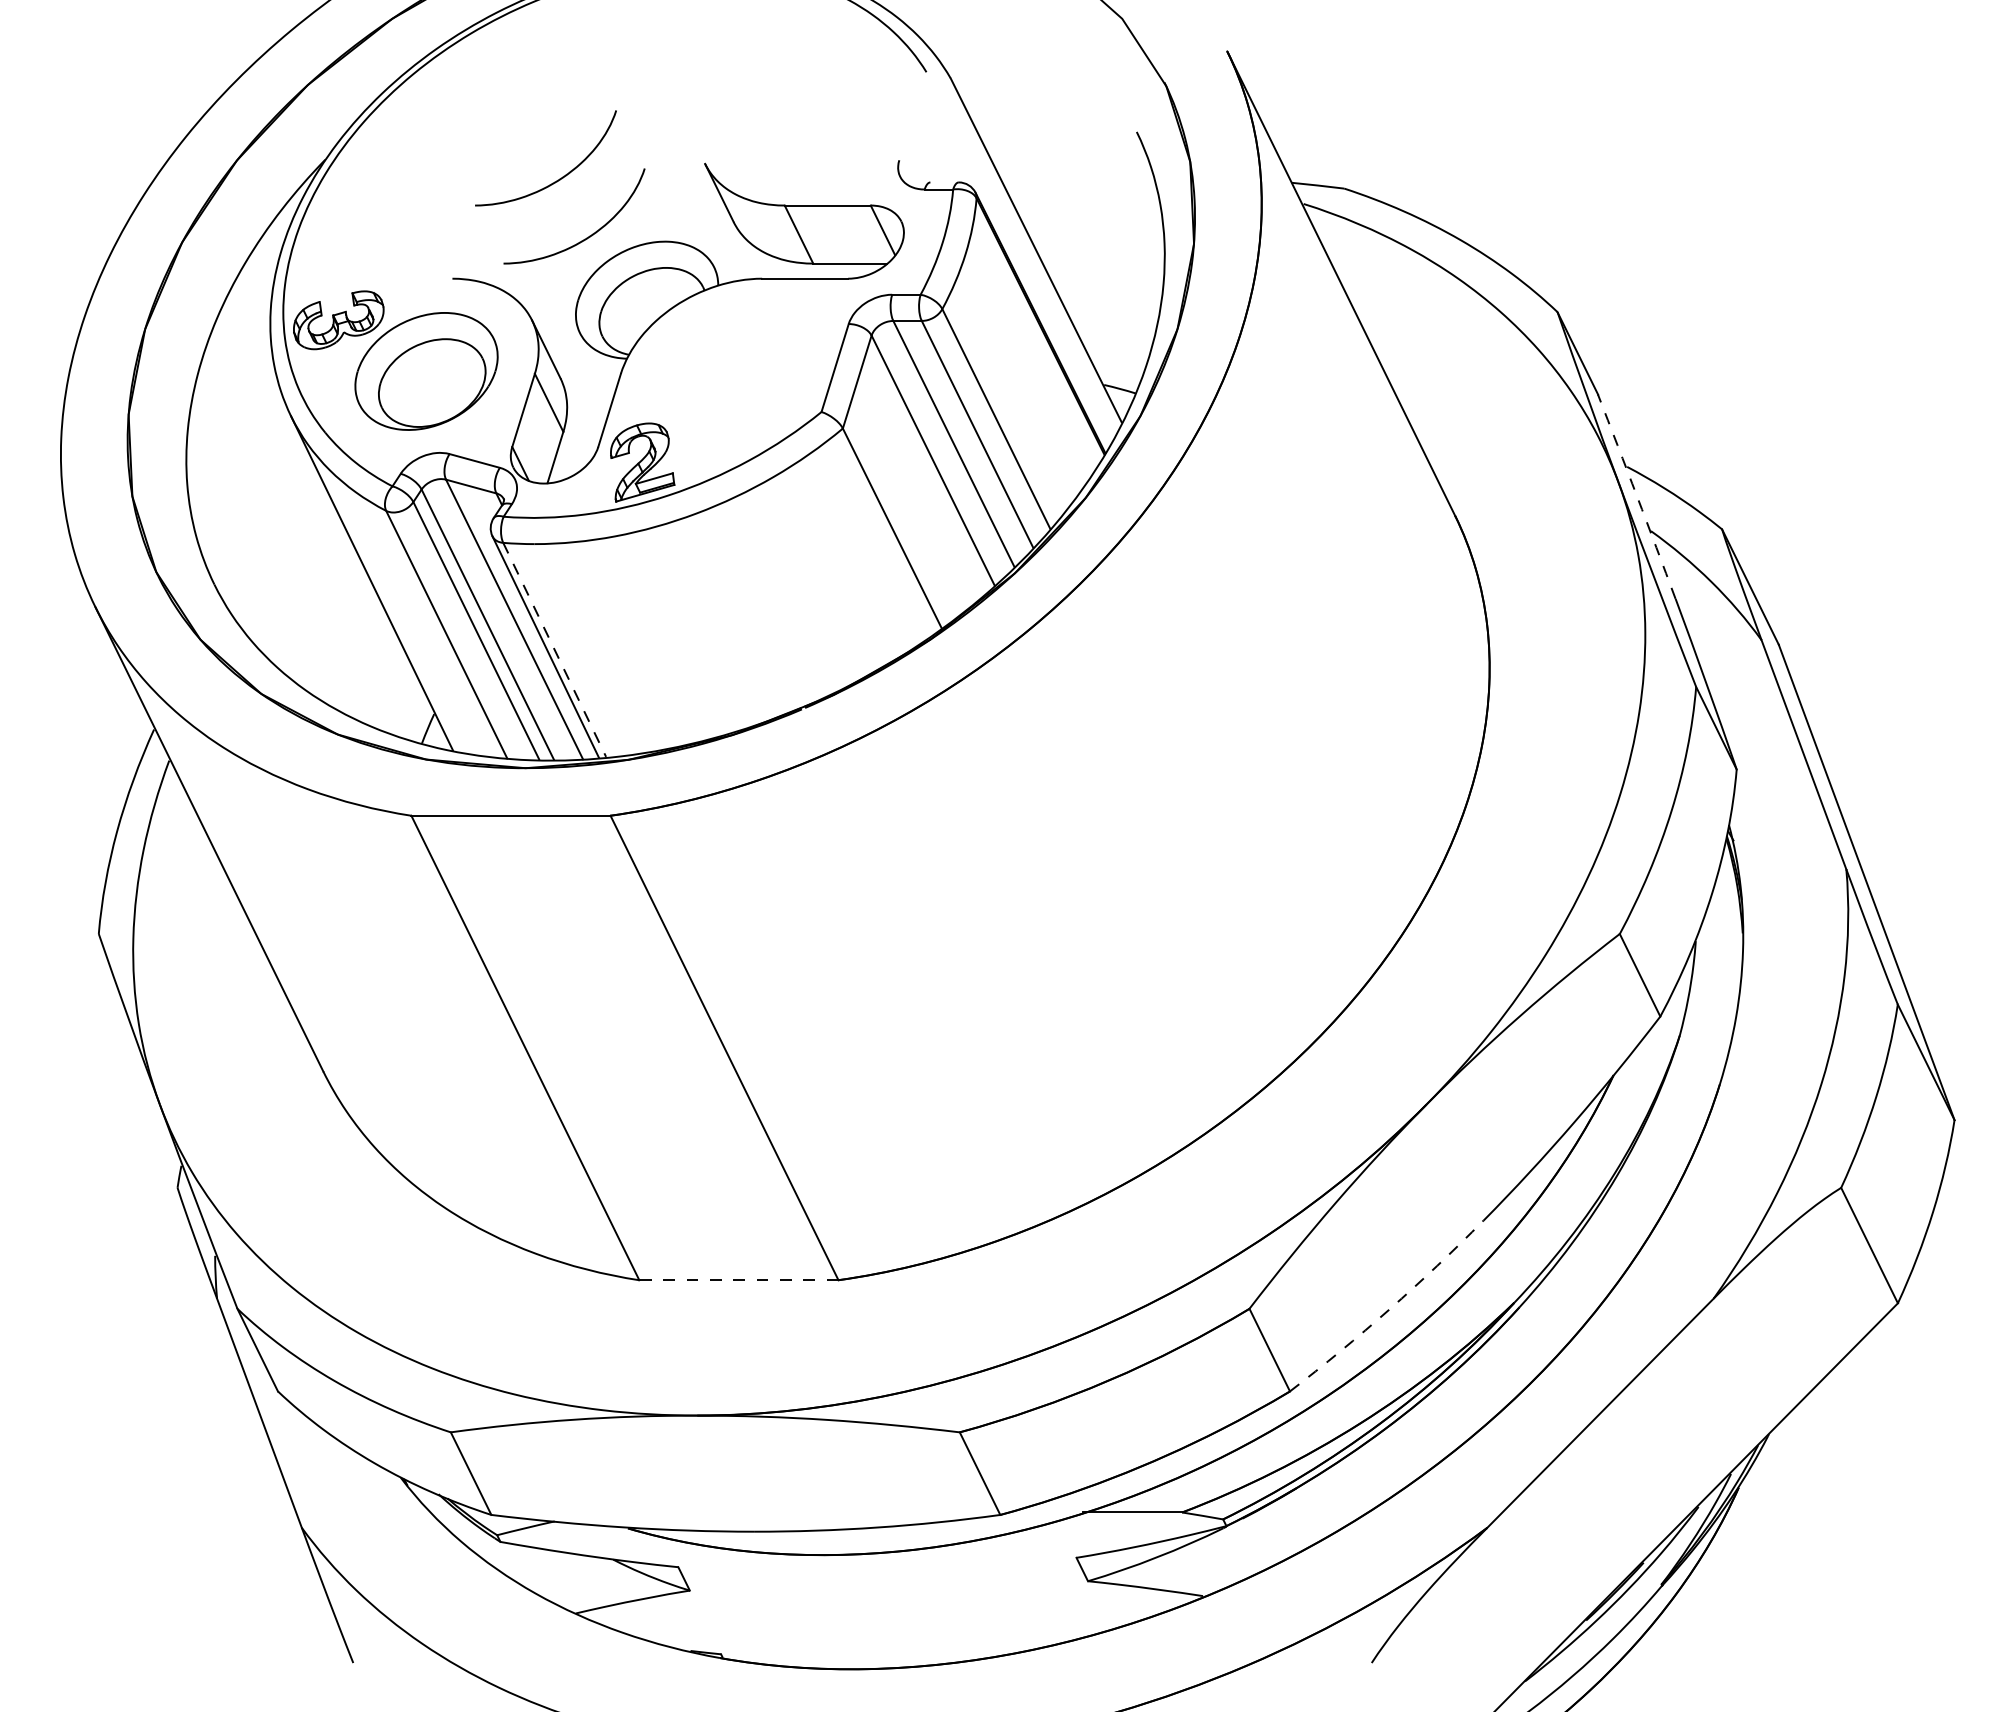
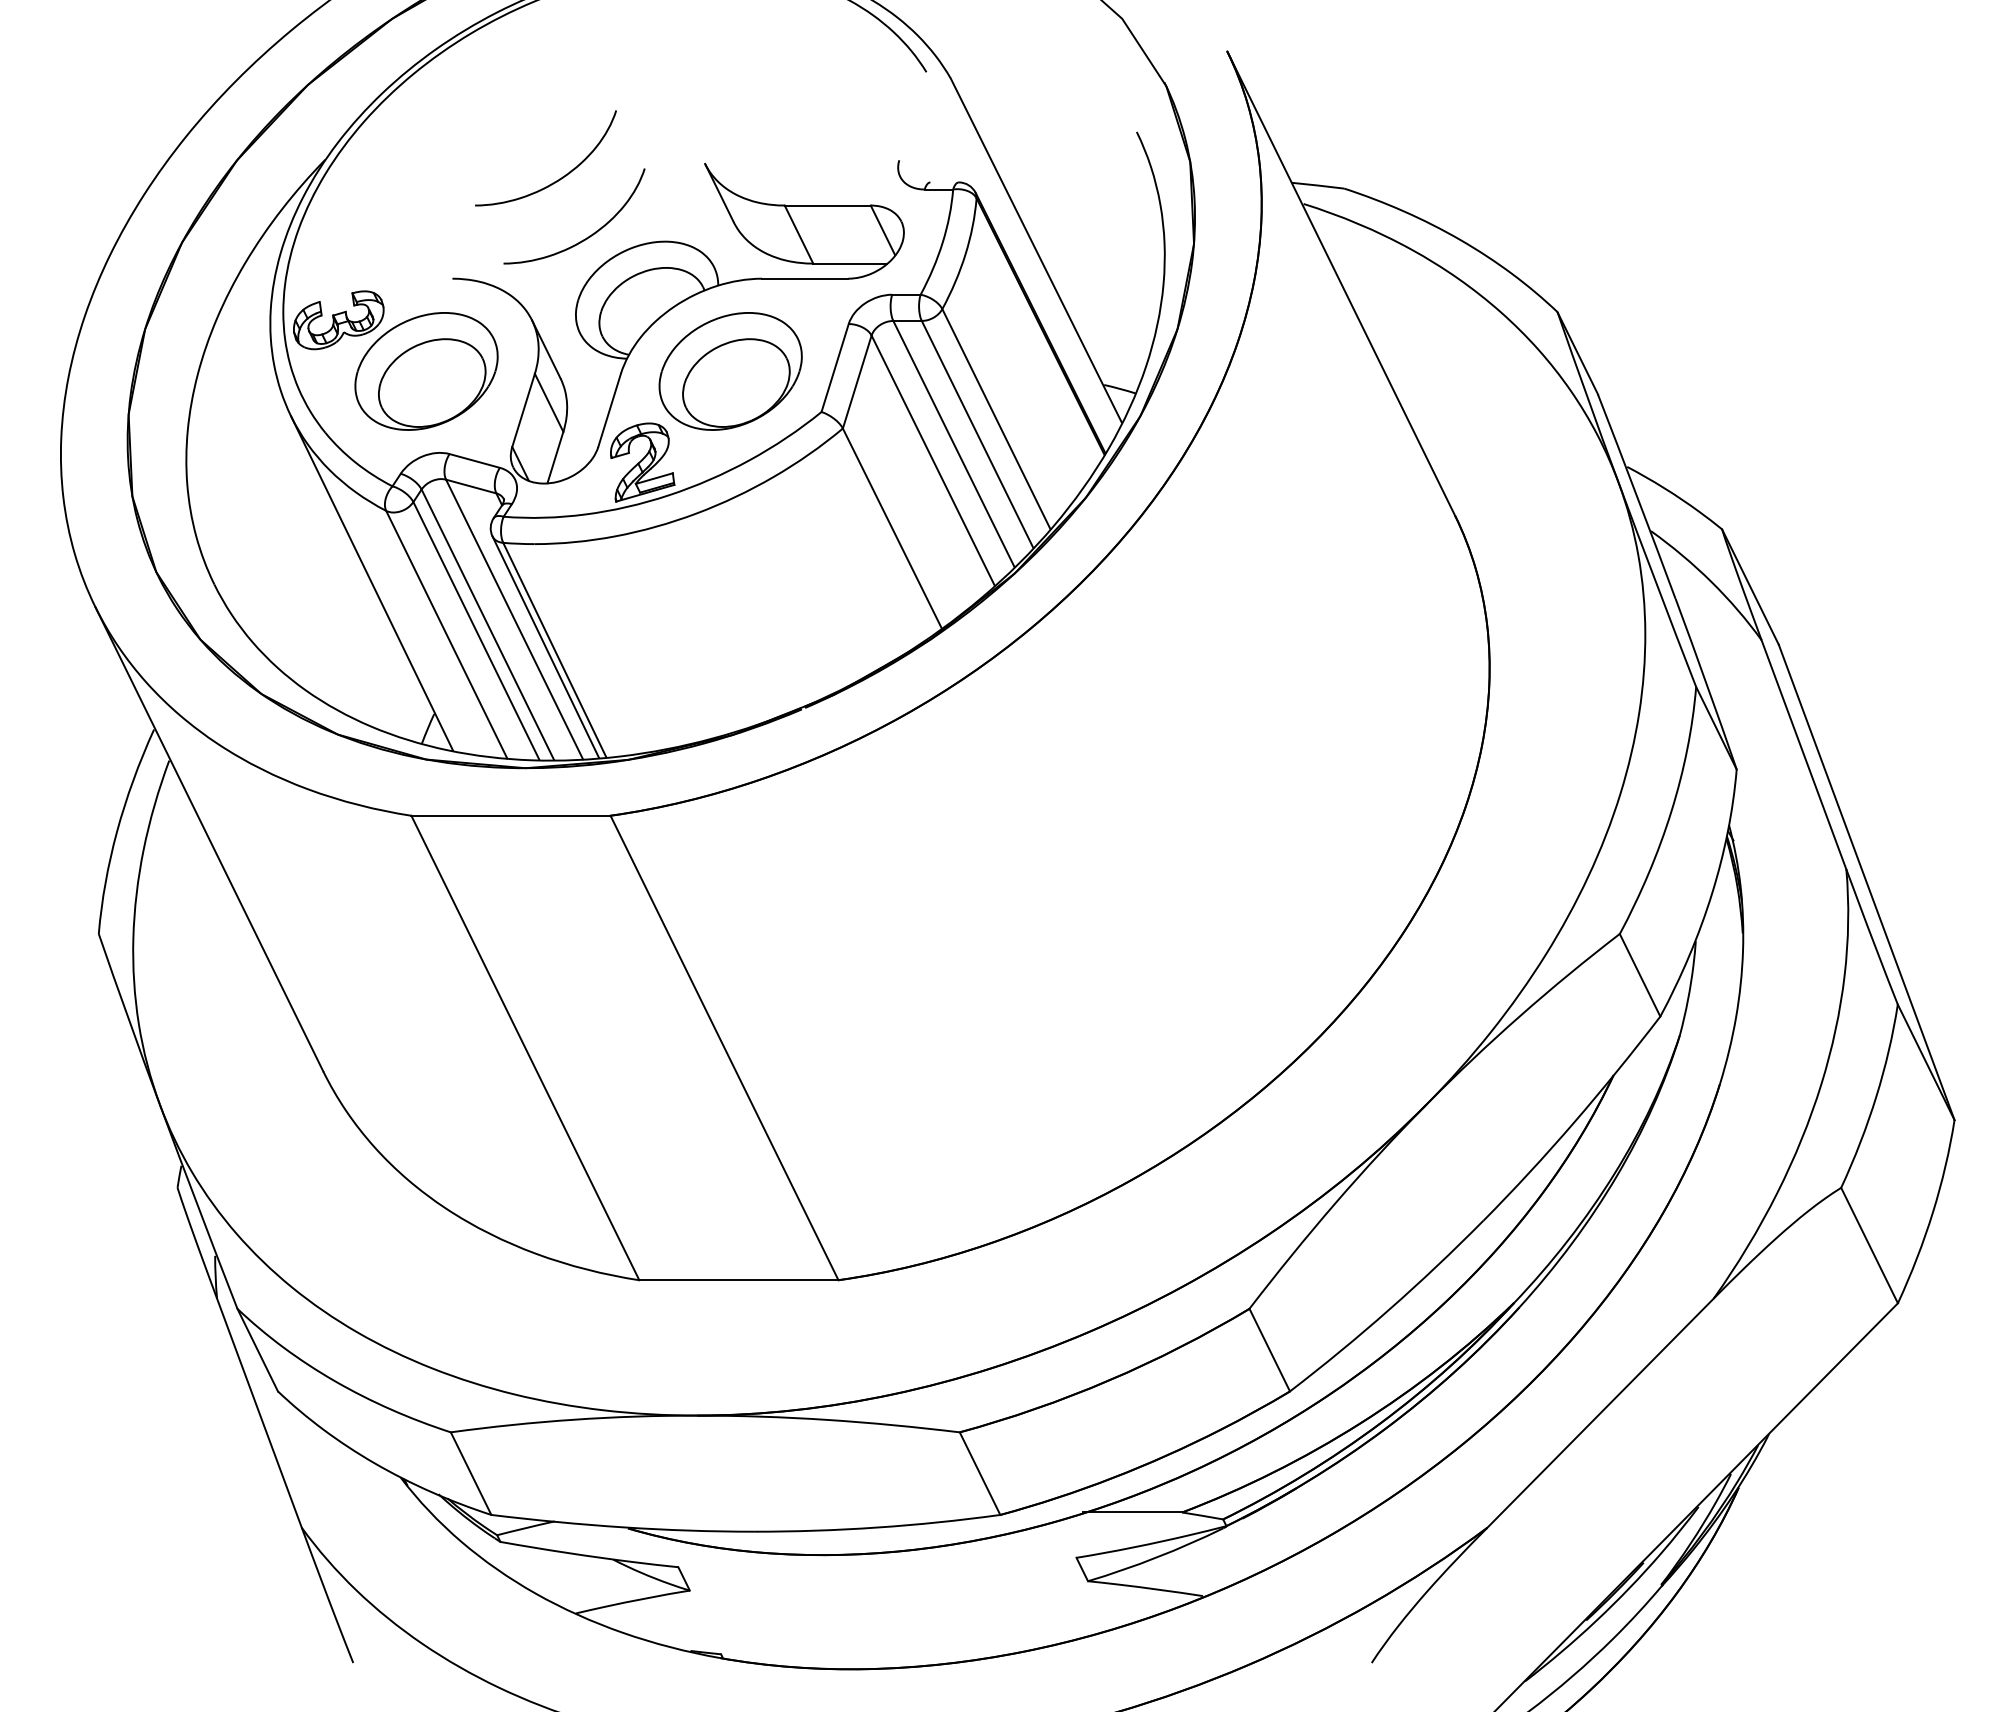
part: none -> present (730, 371)
arc: dashed -> solid (1637, 496)
line: dashed -> solid (554, 649)
line: dashed -> solid (738, 1280)
arc: dashed -> solid (1389, 1309)
